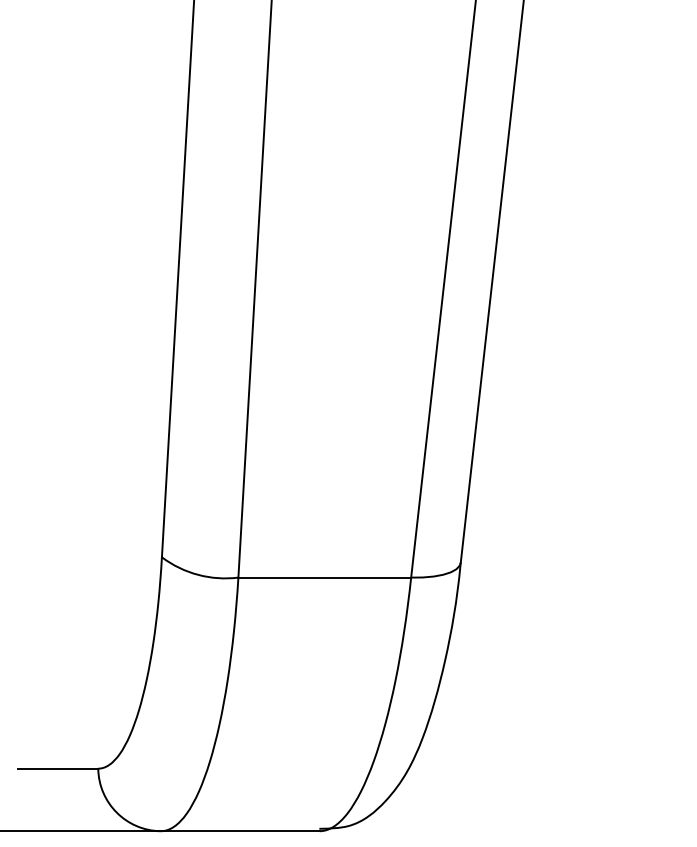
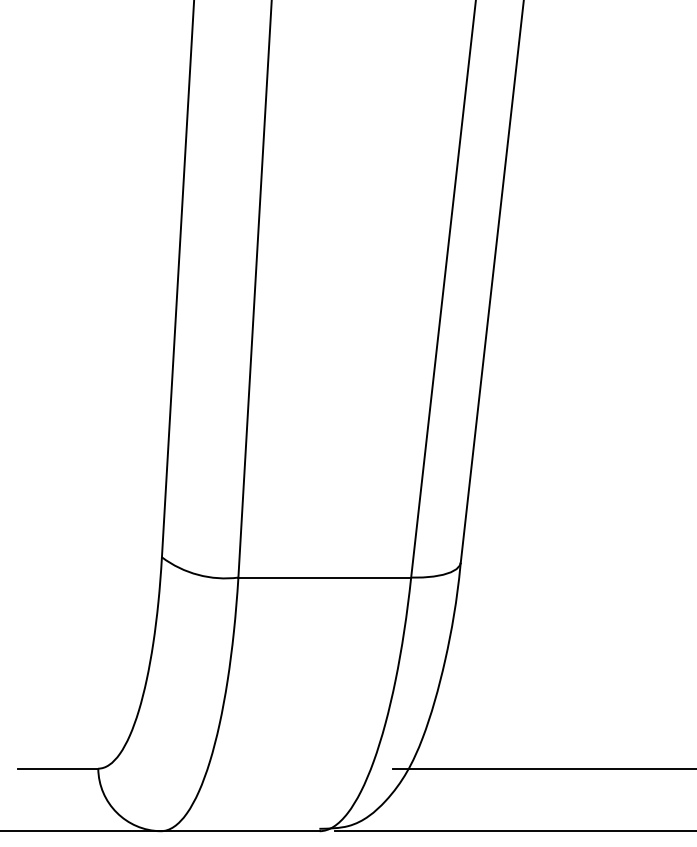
line: none -> present (542, 768)
line: none -> present (514, 831)
